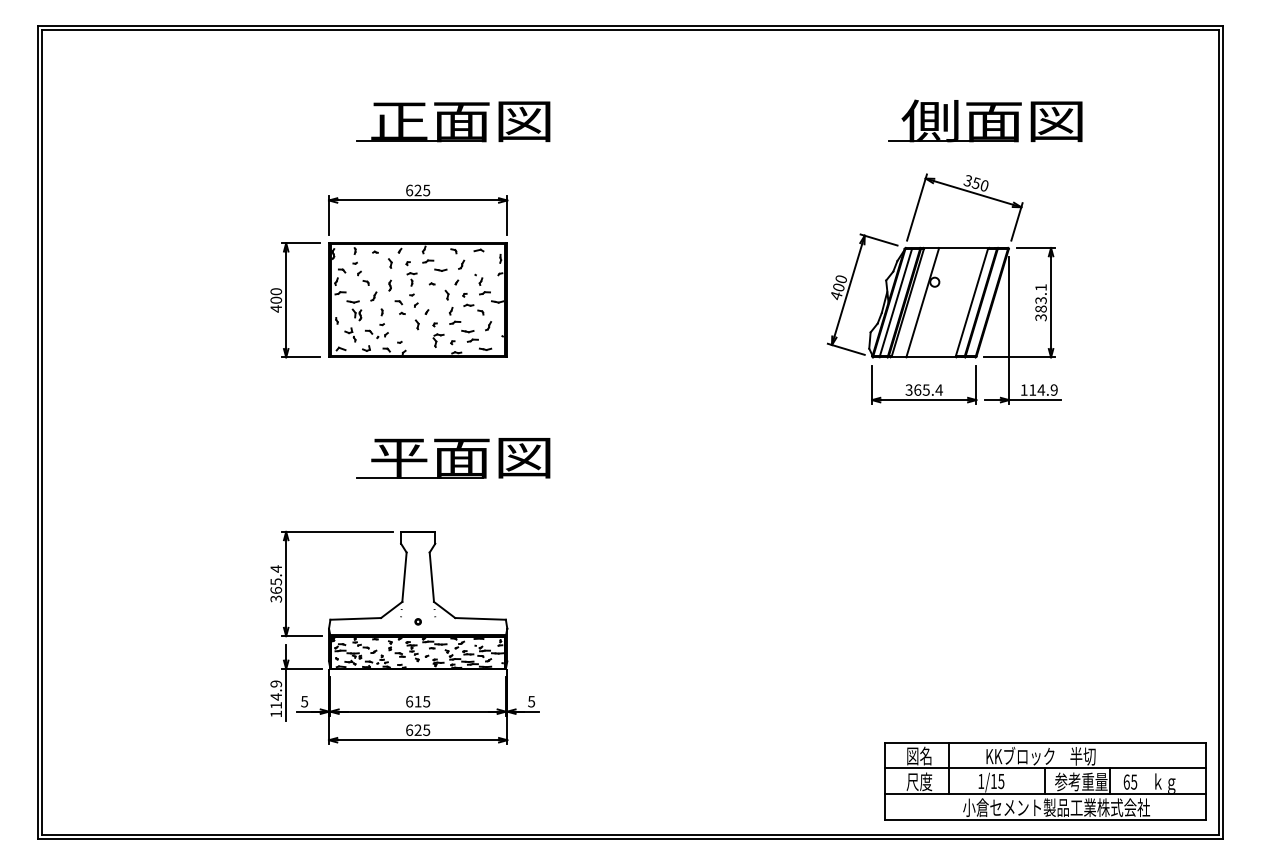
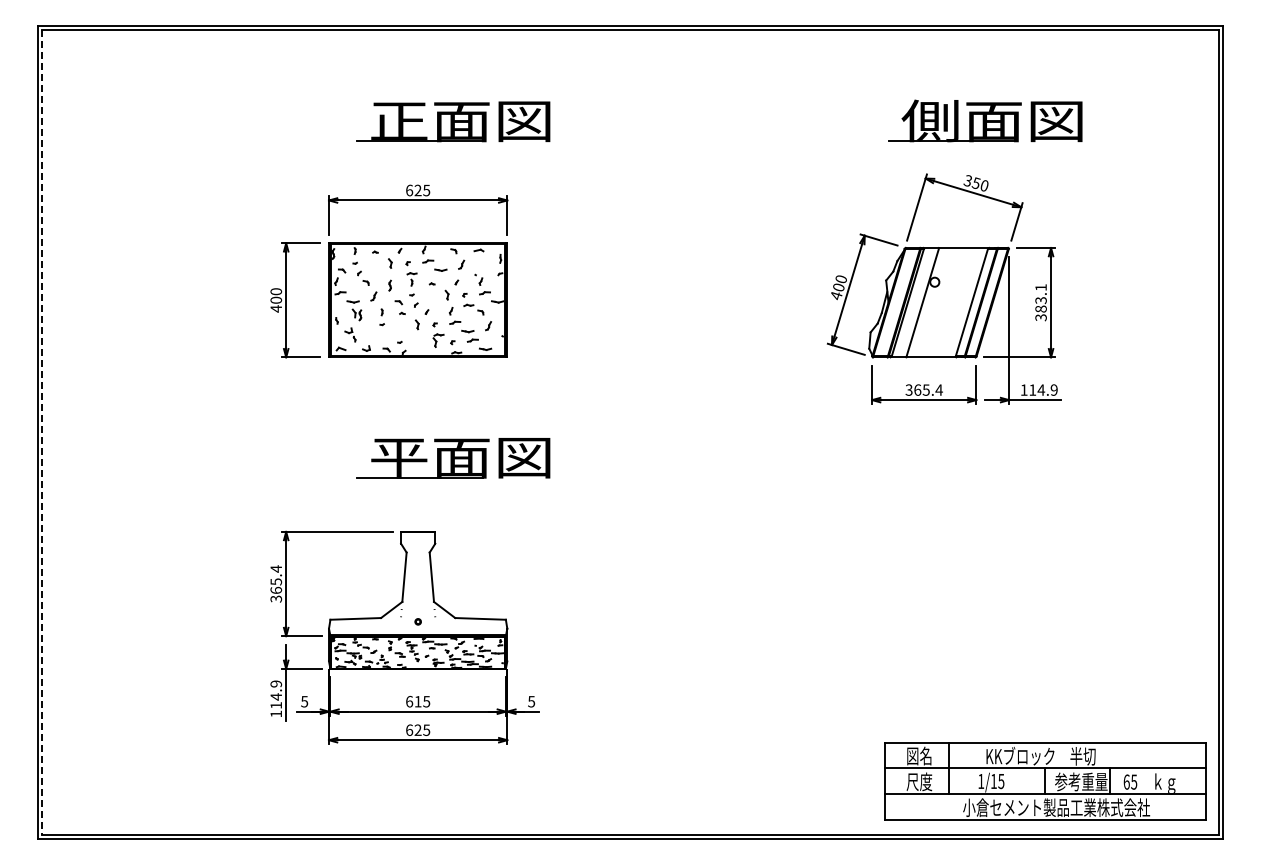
line: present -> none (895, 302)
part: present -> none (376, 334)
line: solid -> dashed (42, 432)
